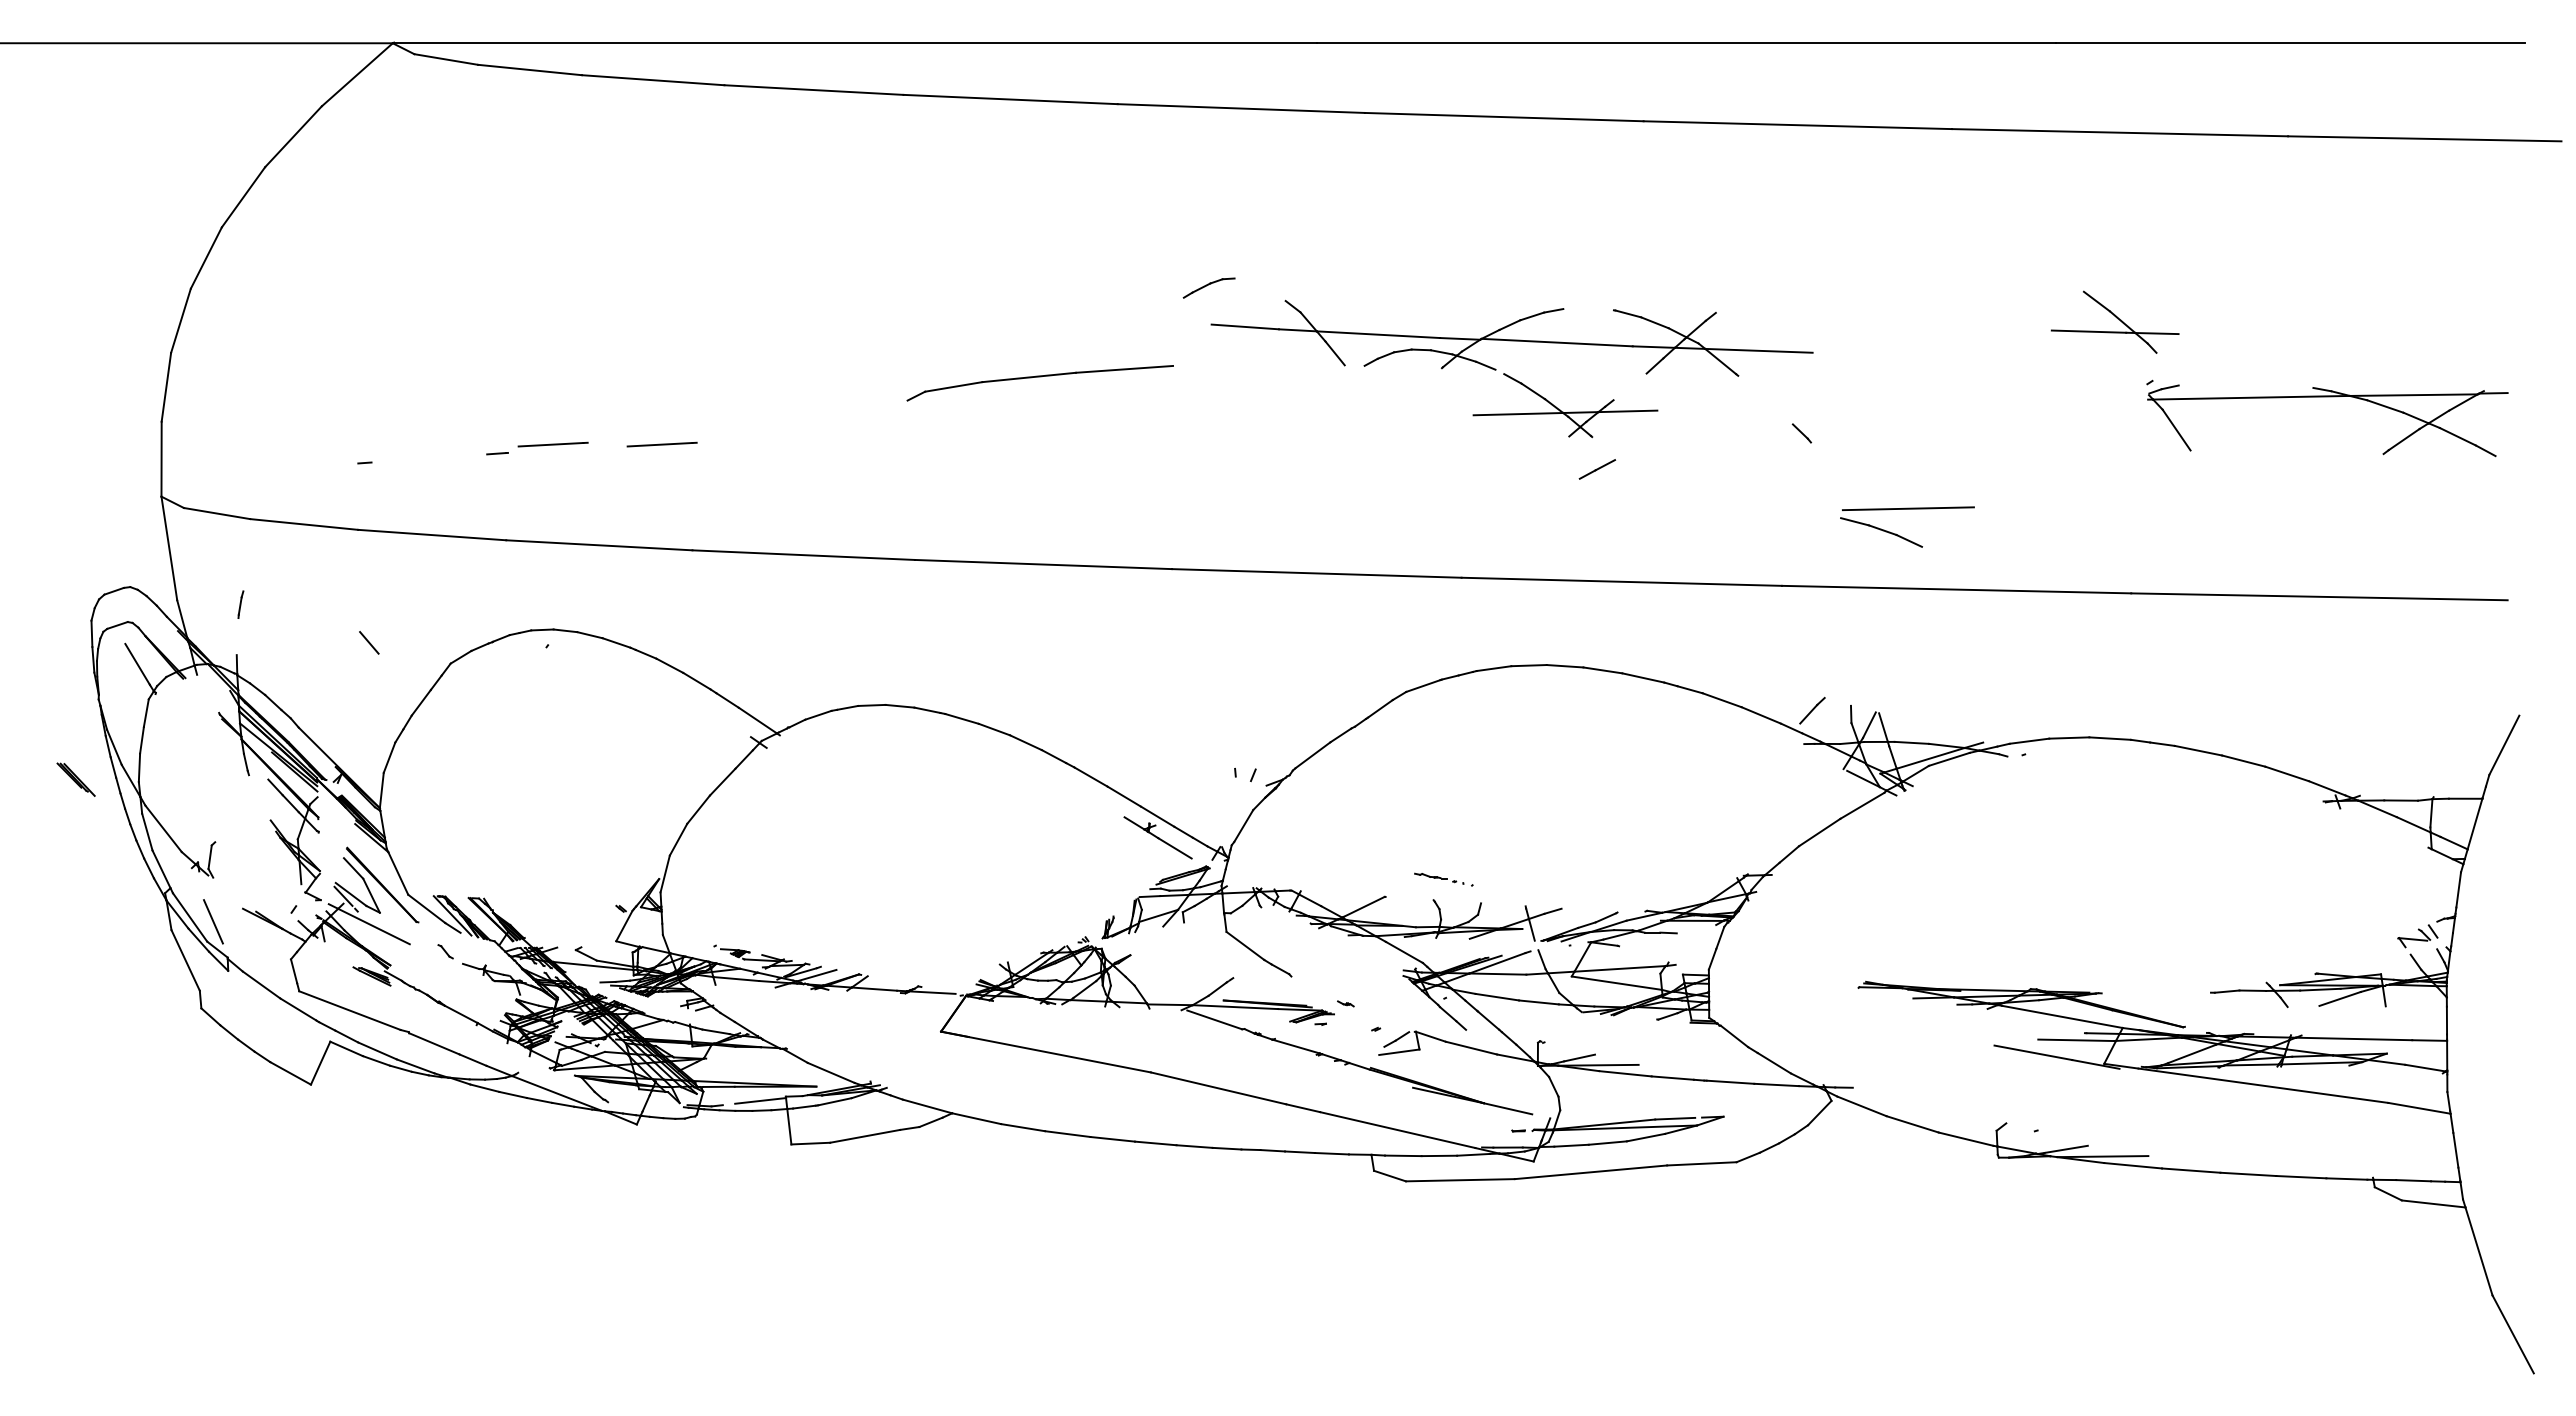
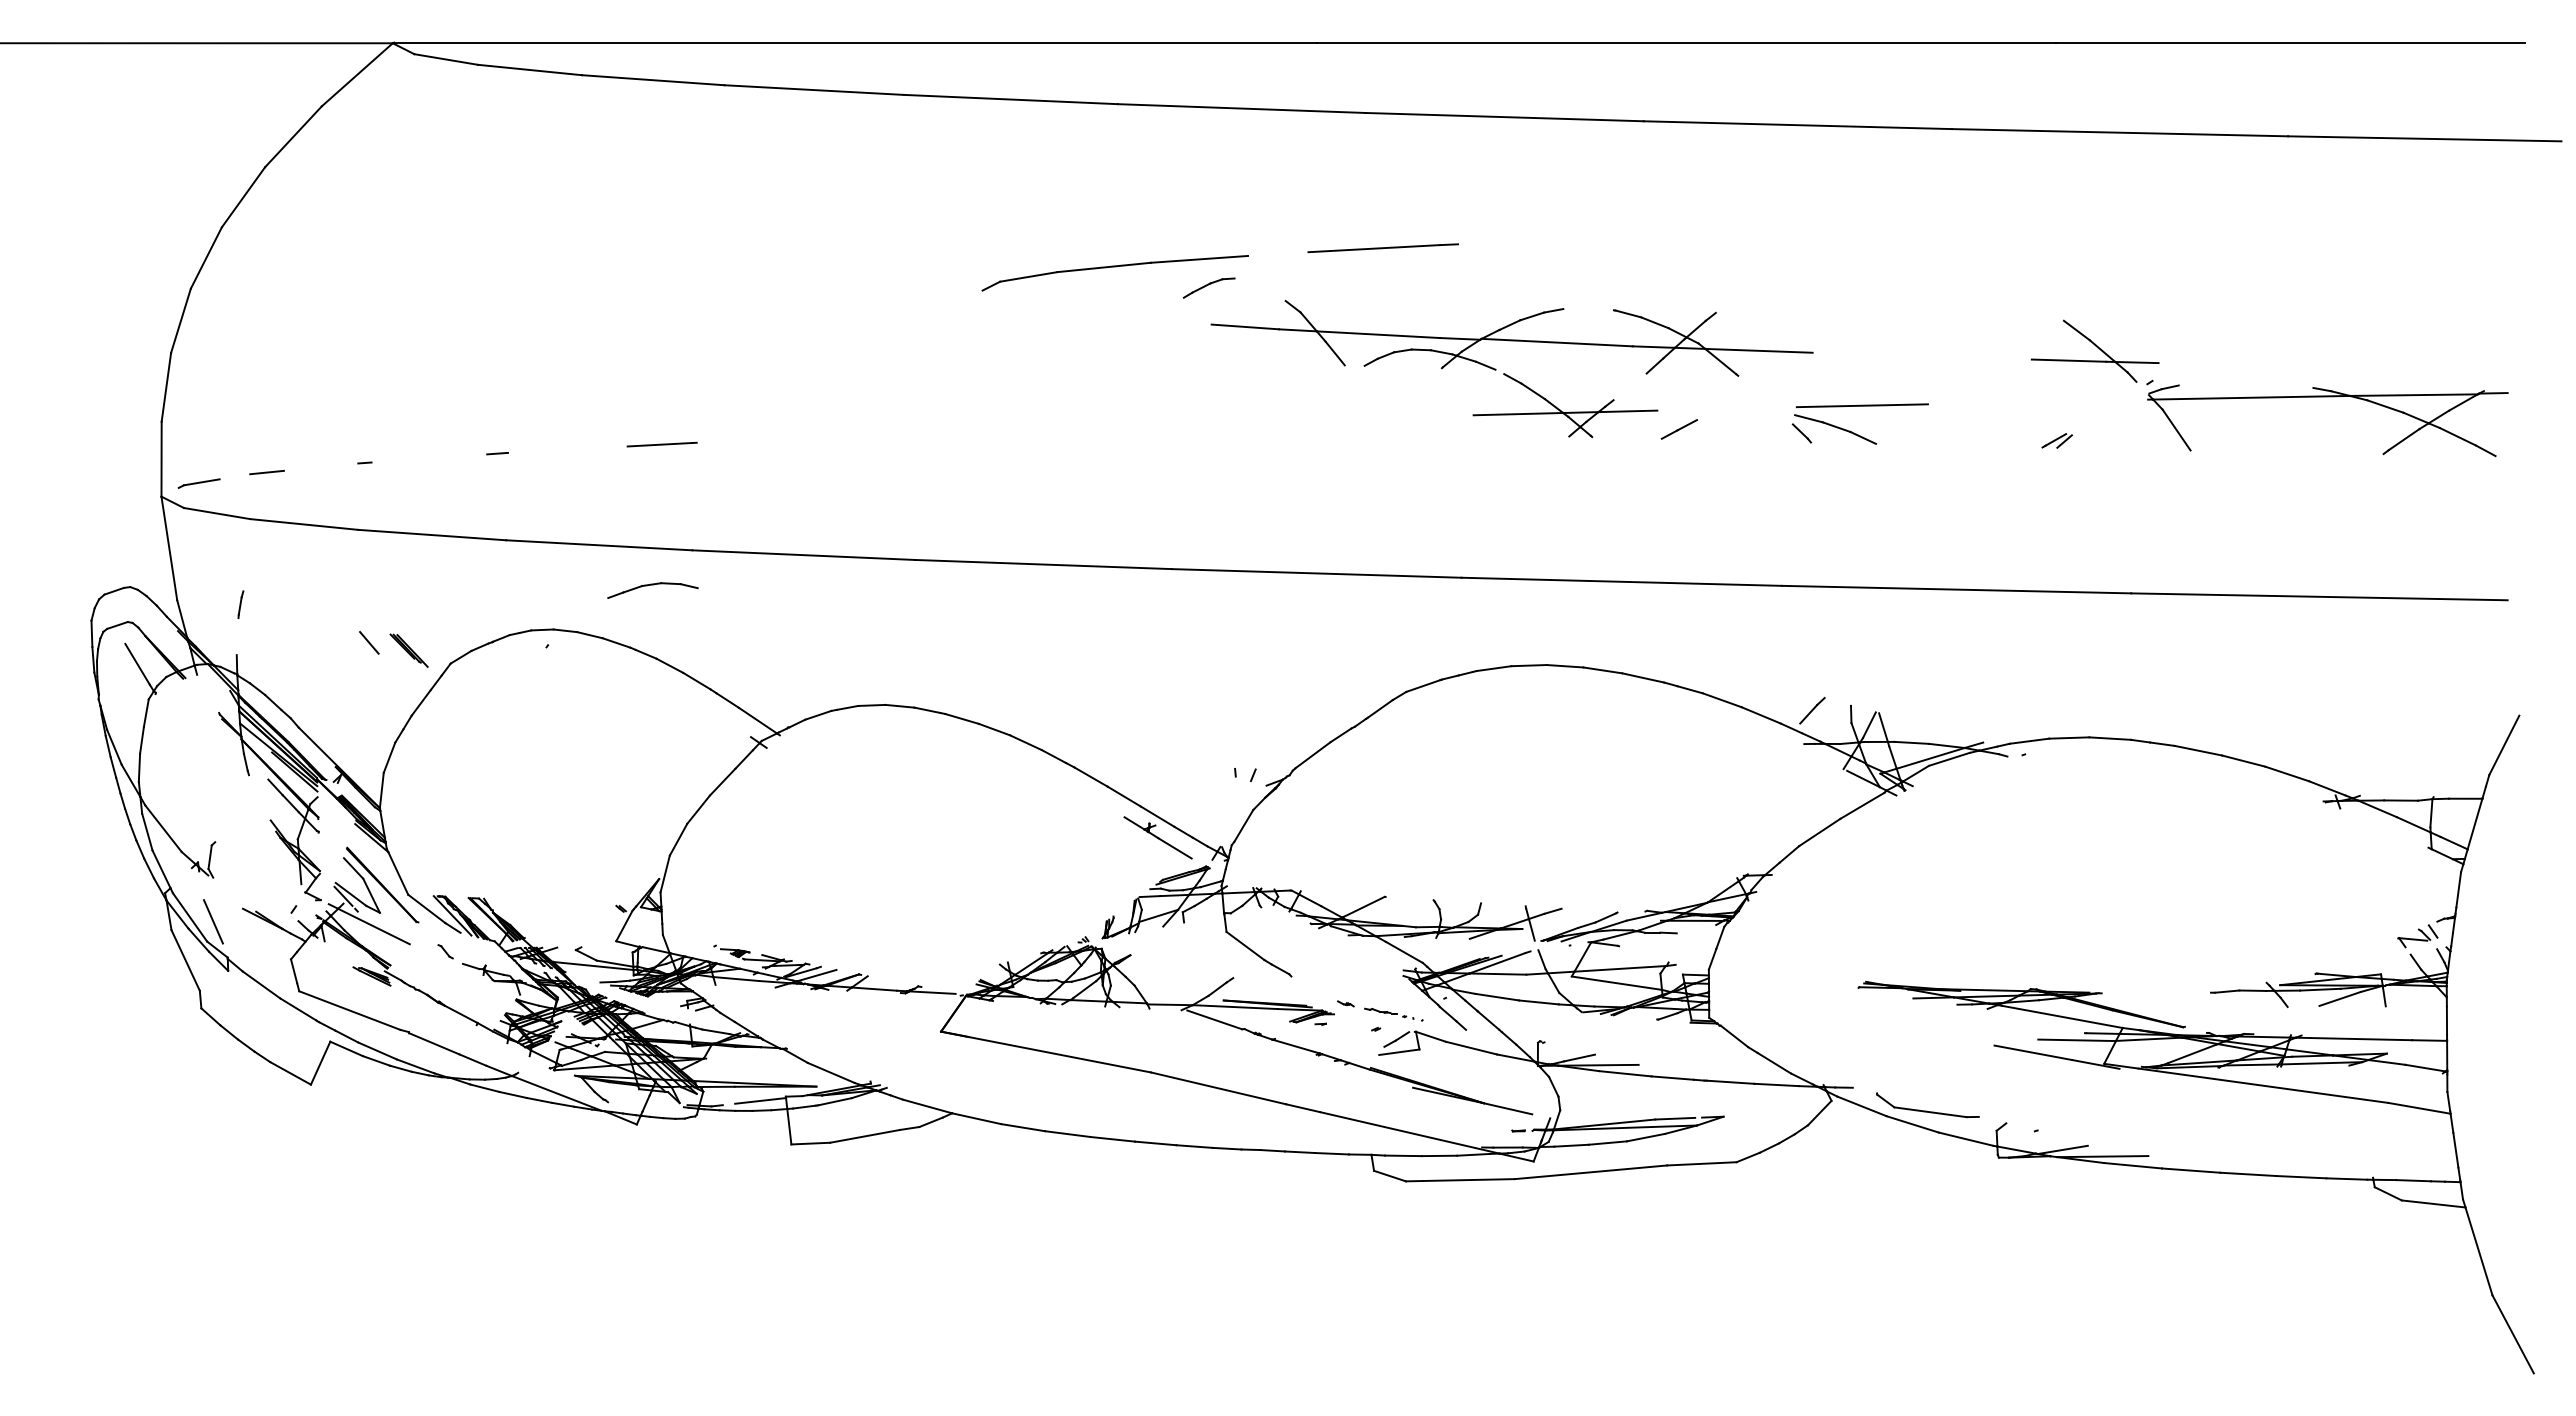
line: none -> present (1382, 248)
part position: (2114, 321) -> (2094, 350) (2094, 350)
part position: (1039, 383) -> (1114, 273) (1114, 273)
part: none -> present (2056, 440)
line: present -> none (552, 444)
line position: (1597, 469) -> (1679, 429) (1679, 429)
line: none -> present (266, 472)
part: none -> present (198, 483)
part position: (1902, 536) -> (1856, 433) (1856, 433)
part: none -> present (652, 590)
part position: (75, 779) -> (408, 650) (408, 650)
part position: (1443, 879) -> (1393, 1014) (1393, 1014)
part: none -> present (1927, 1105)
